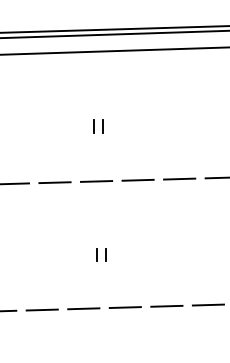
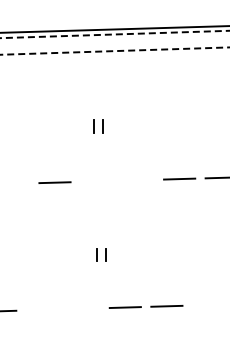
line: solid -> dashed (114, 34)
line: solid -> dashed (115, 51)
line: present -> none (137, 179)
line: present -> none (96, 181)
line: present -> none (15, 183)
line: present -> none (207, 304)
line: present -> none (83, 308)
line: present -> none (41, 309)
